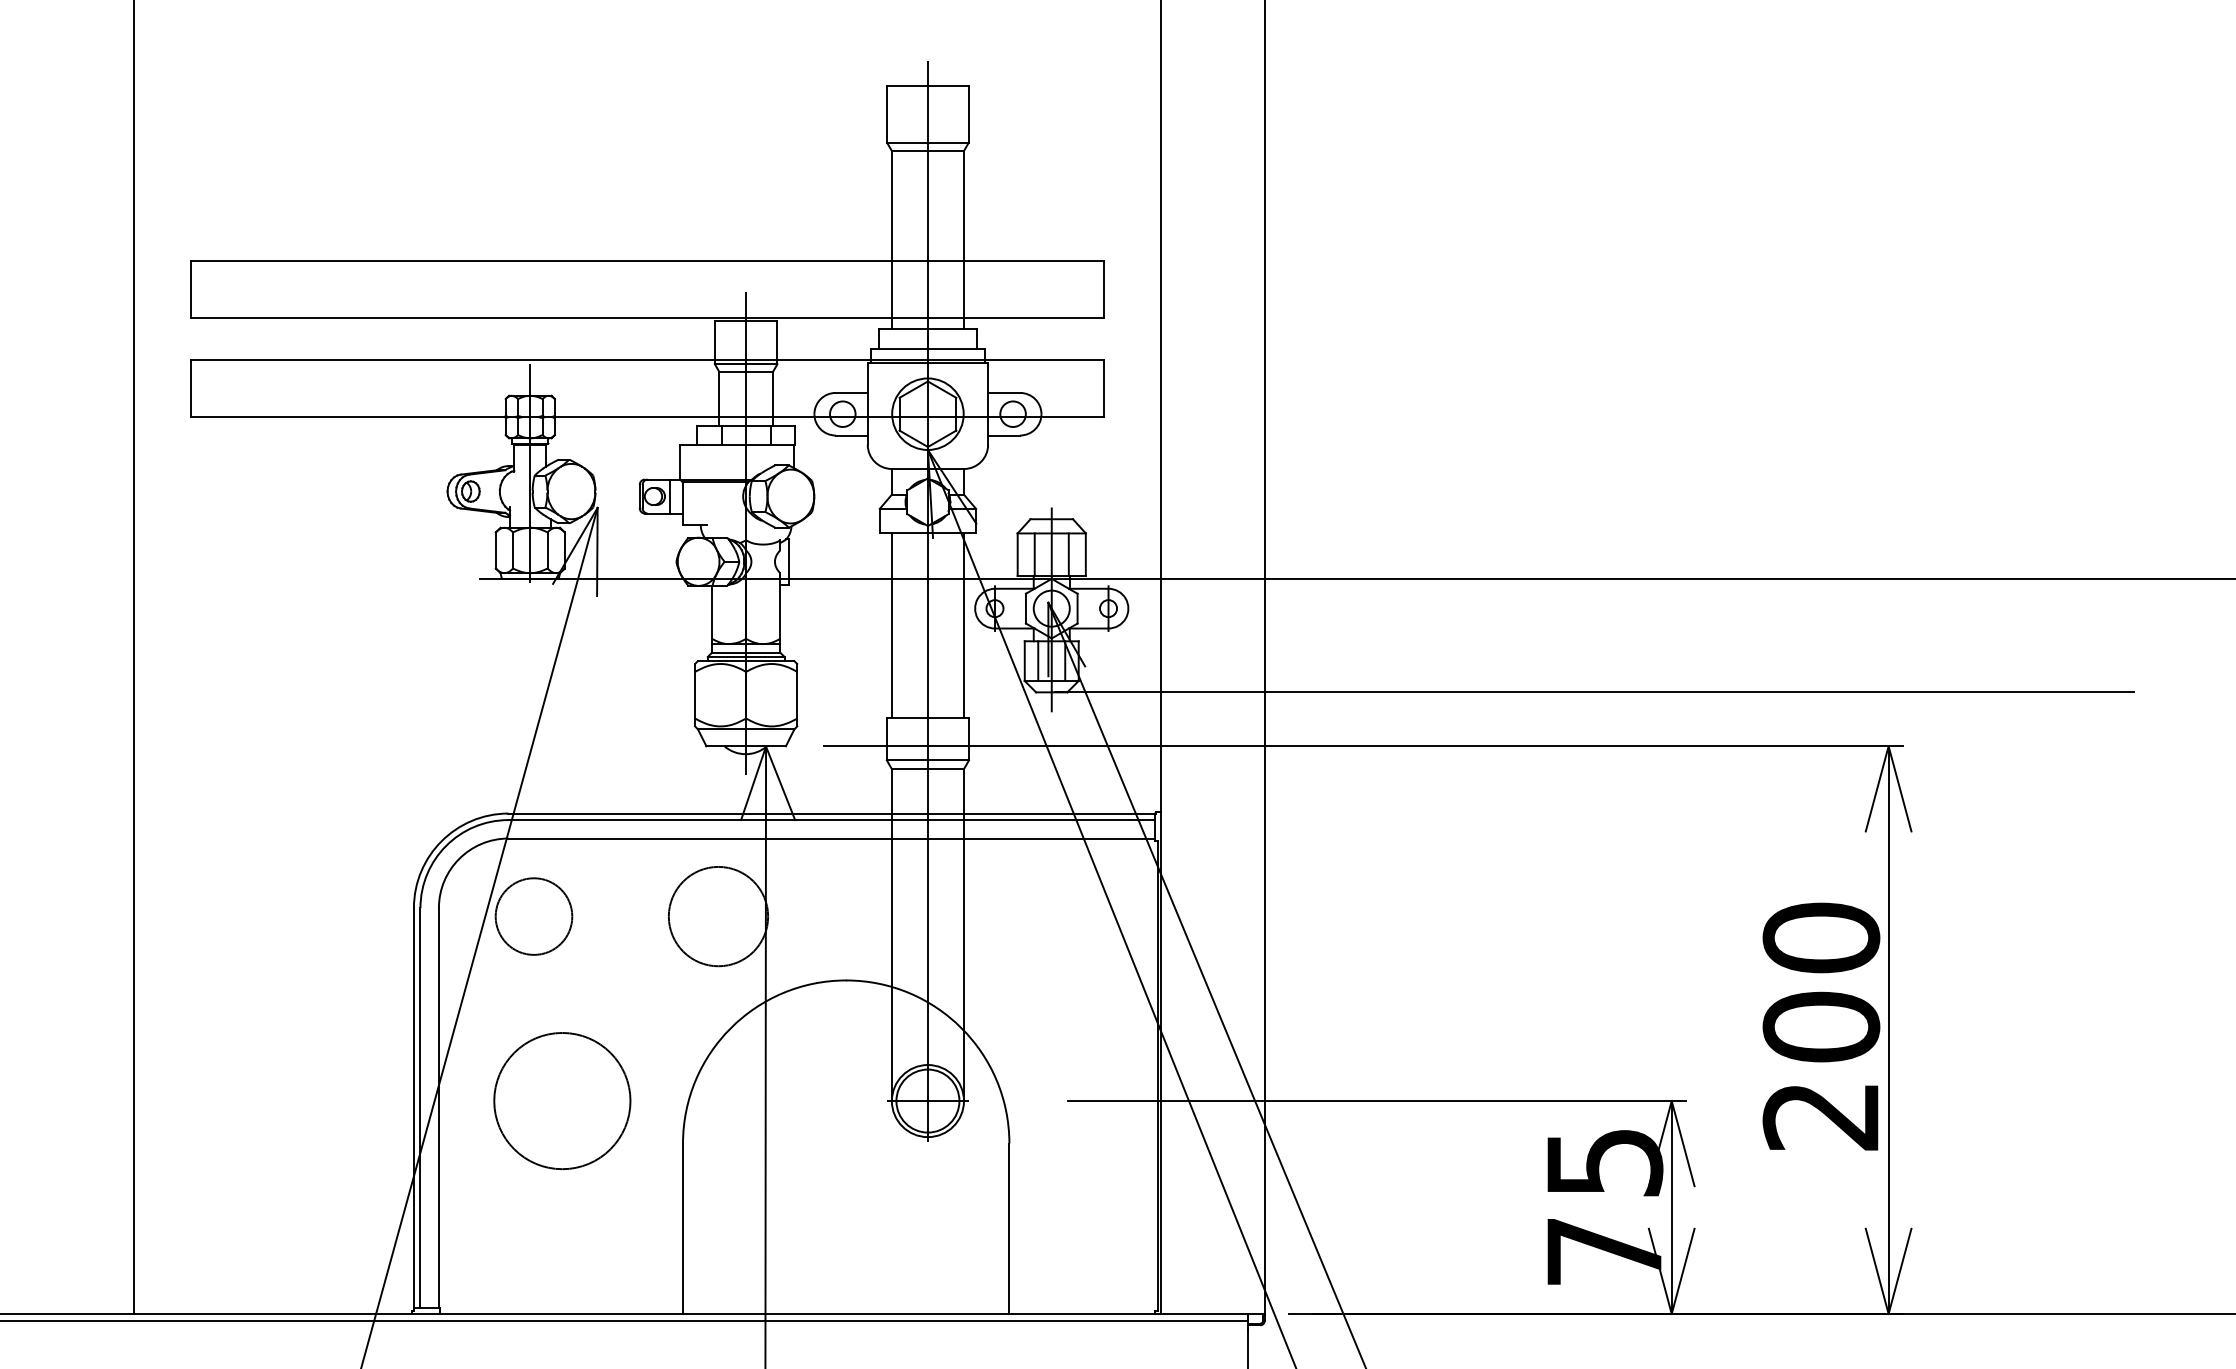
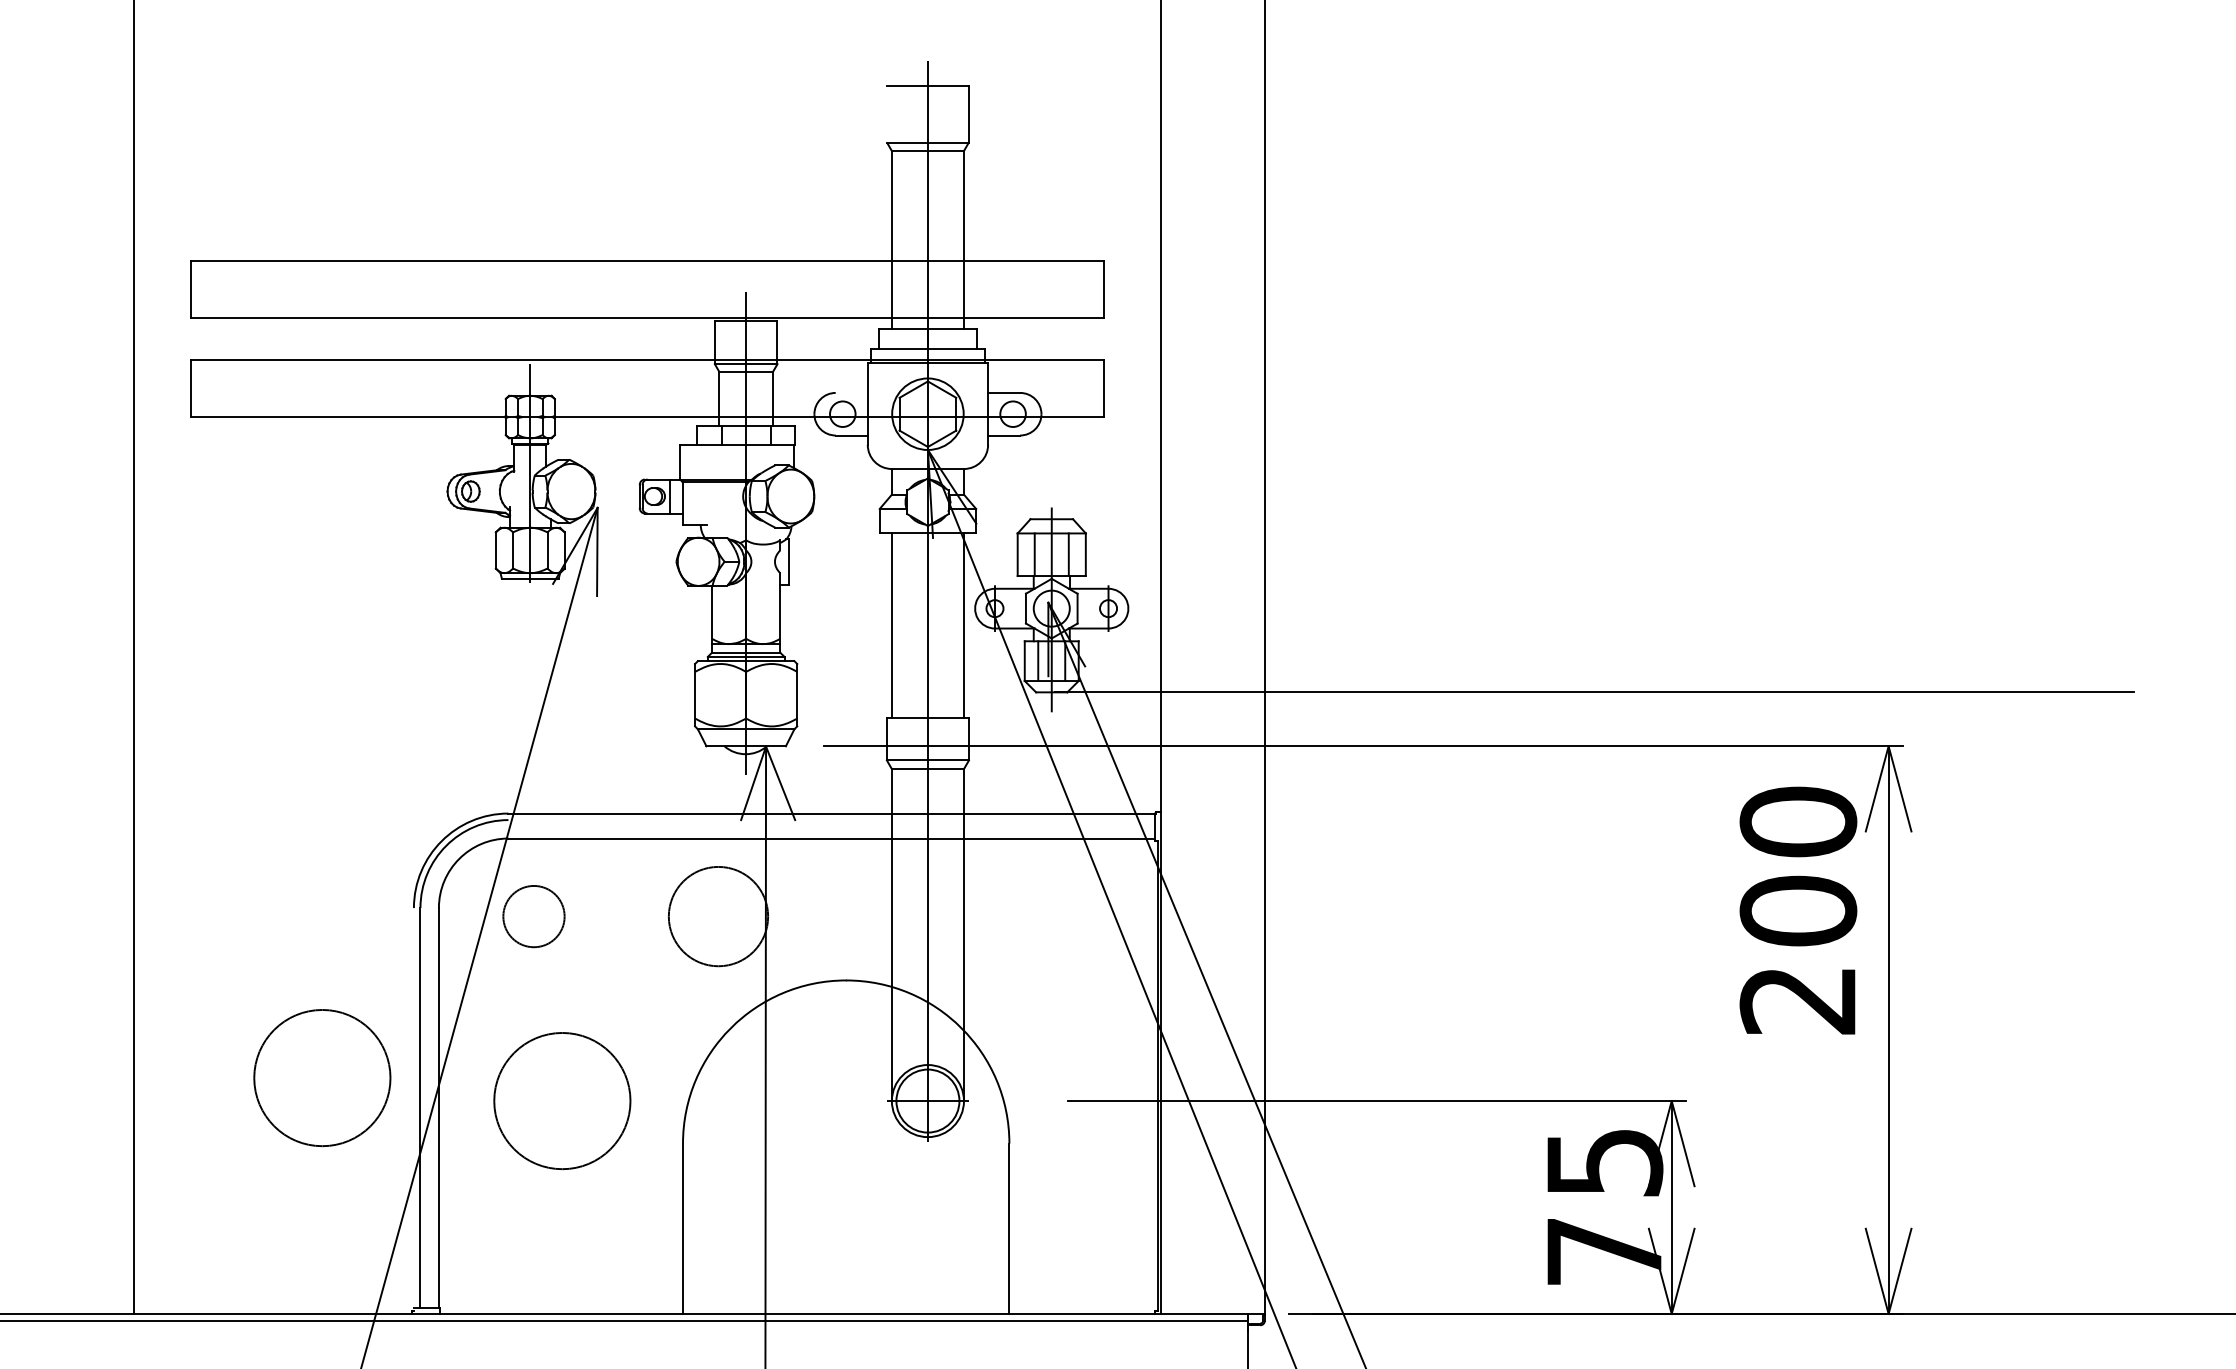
line: present -> none (887, 114)
line: present -> none (851, 392)
line: present -> none (1355, 578)
line: present -> none (831, 820)
circle diameter: 77 px -> 61 px (533, 916)
text position: (1821, 1026) -> (1798, 910) (1798, 910)
circle: none -> present (322, 1078)
line: present -> none (413, 1109)
